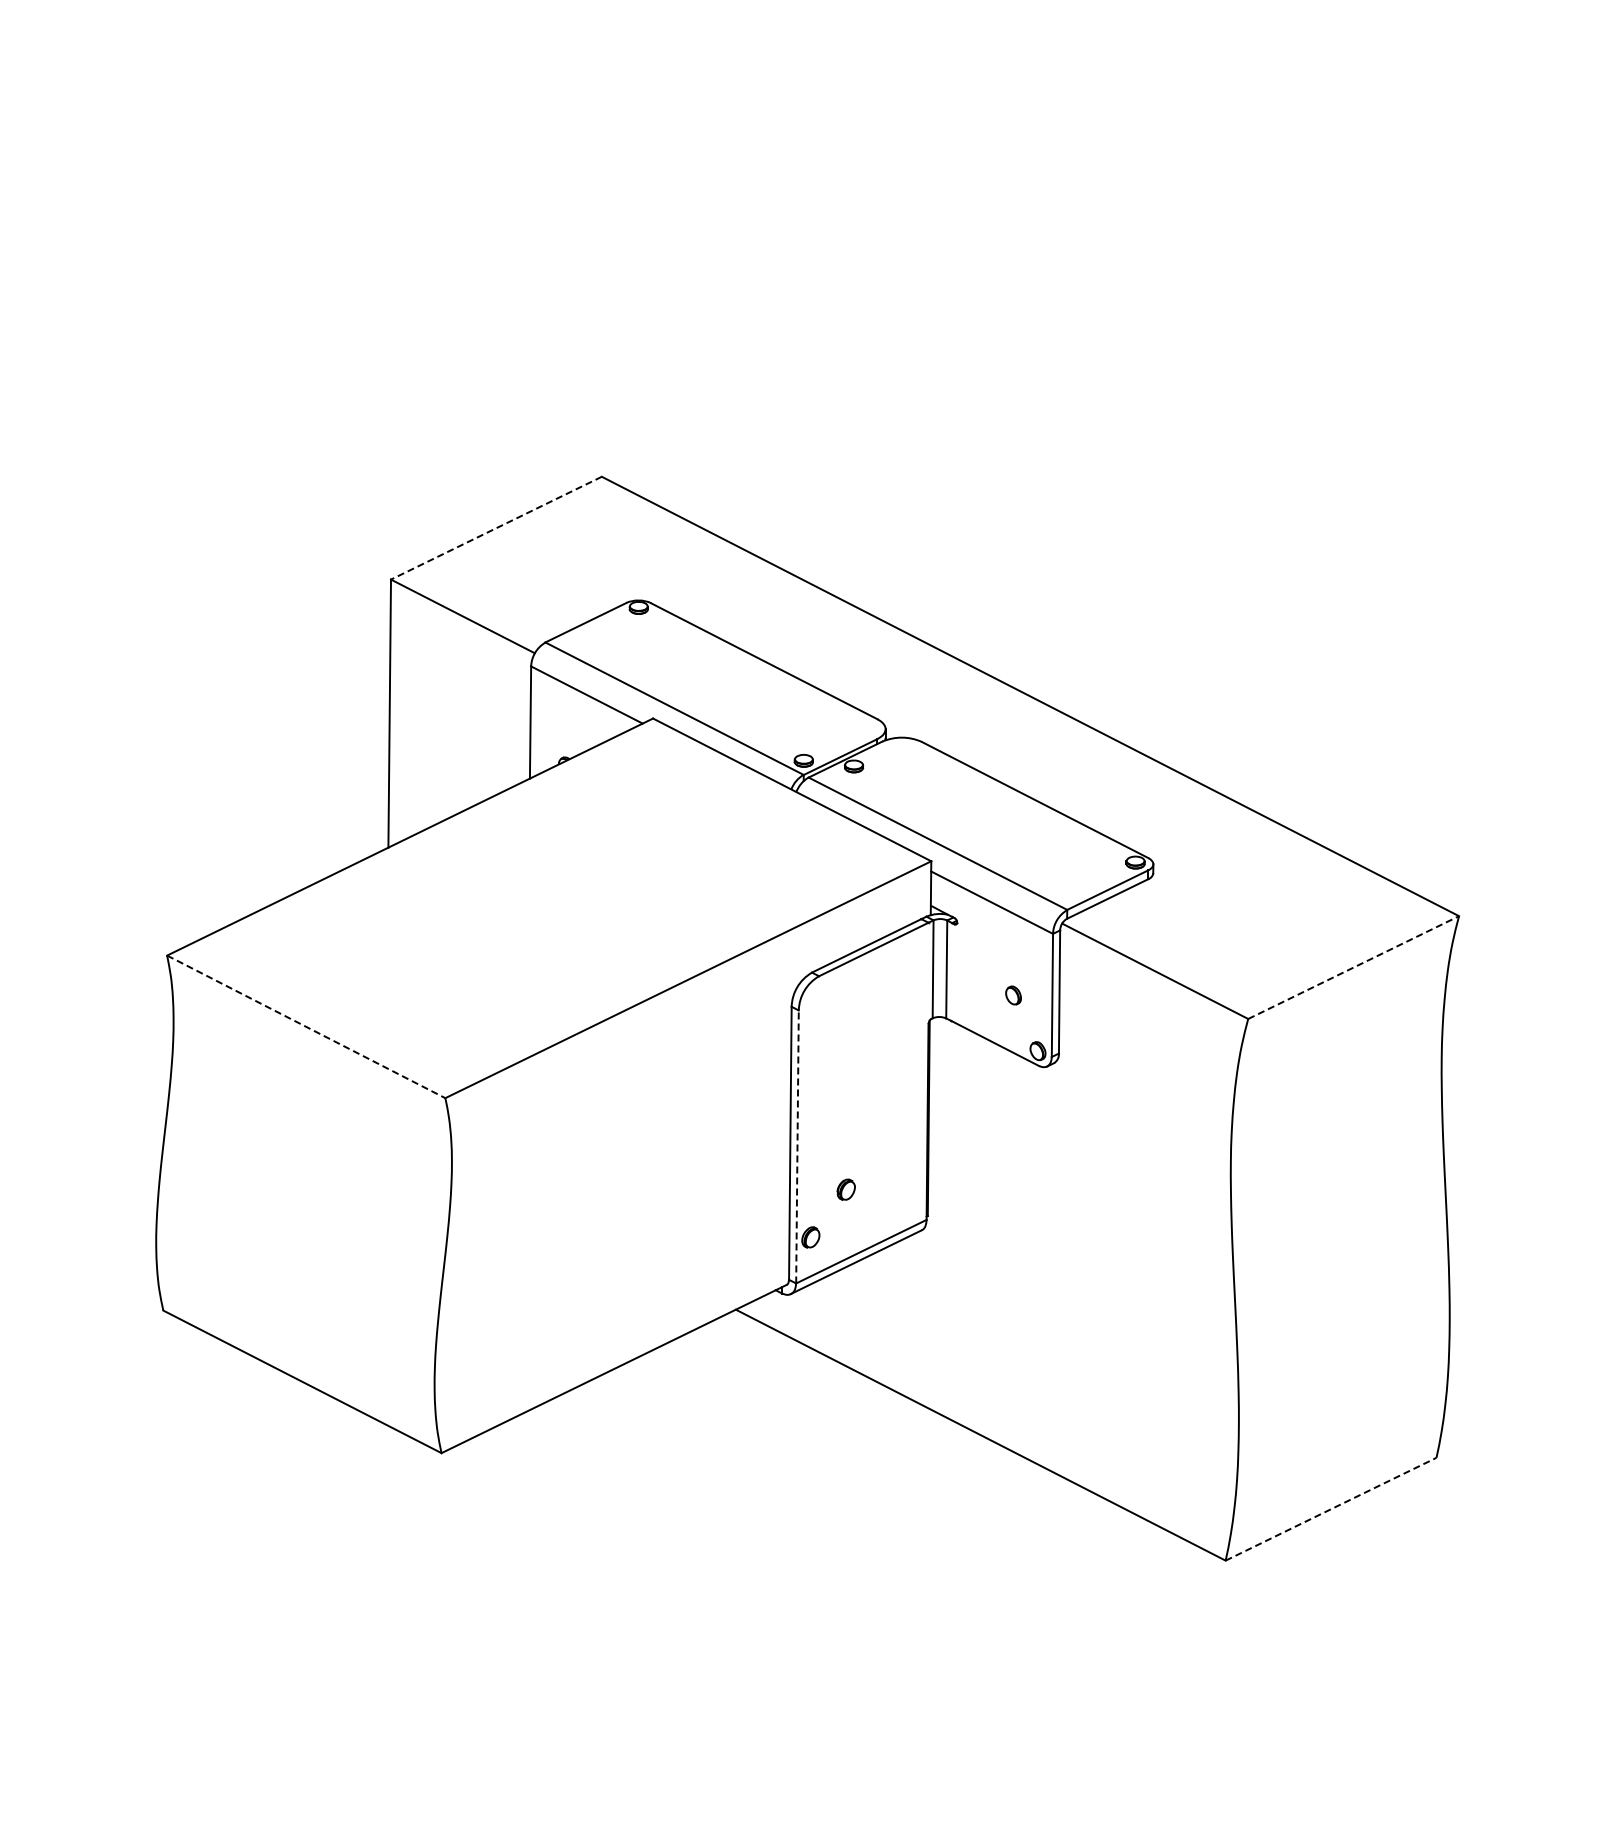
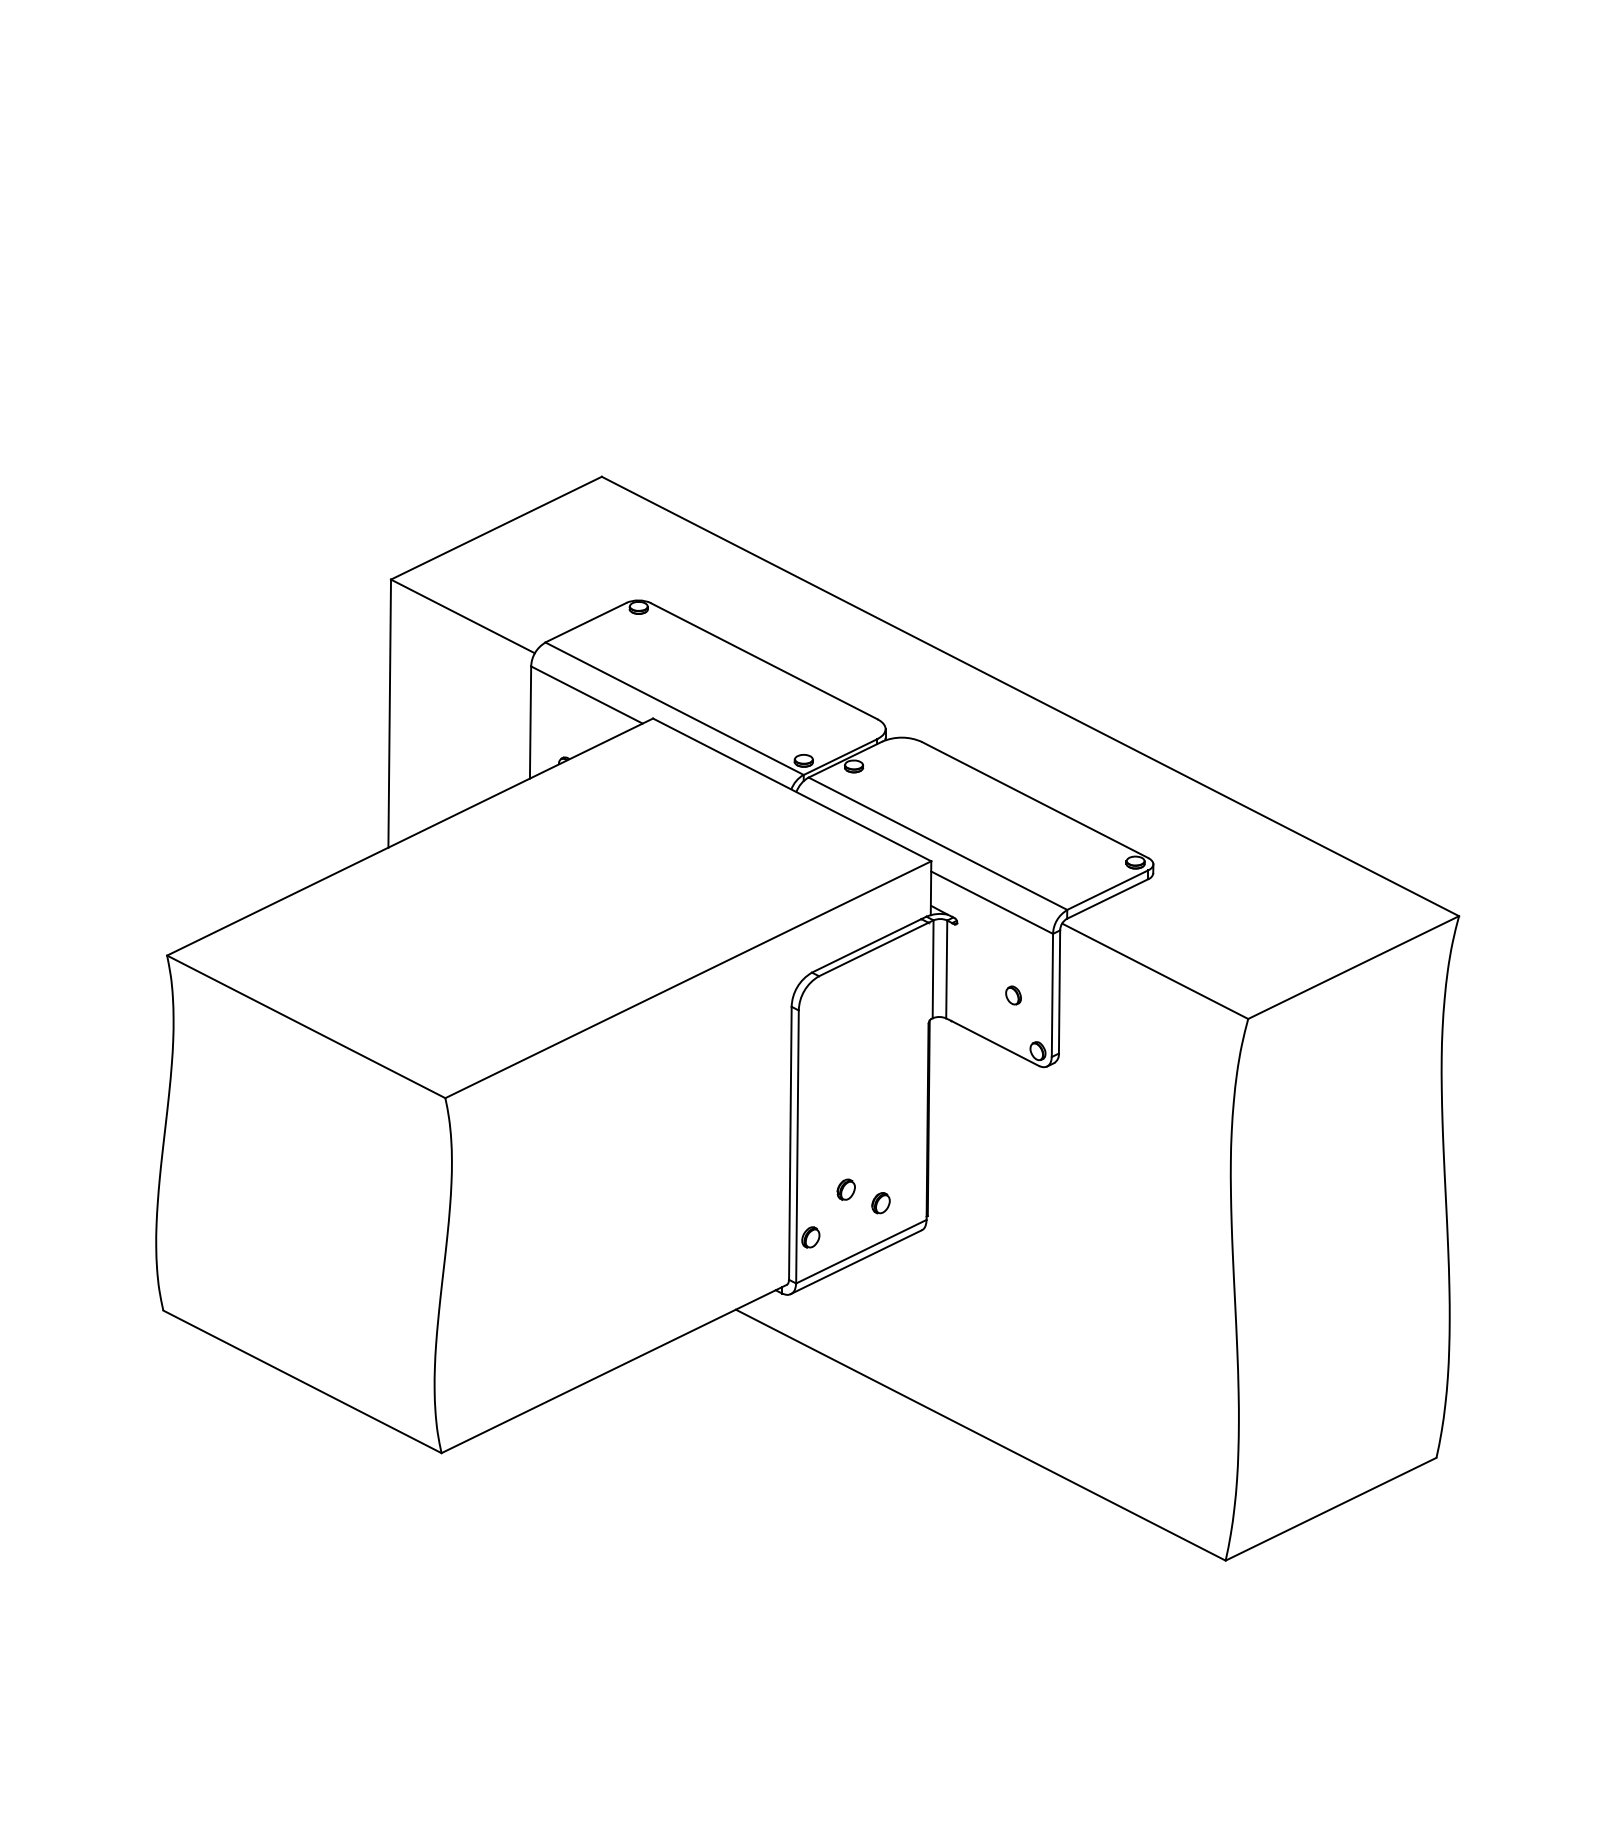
line: dashed -> solid (495, 528)
line: dashed -> solid (1354, 967)
line: dashed -> solid (306, 1027)
line: dashed -> solid (797, 1146)
part: none -> present (880, 1203)
line: dashed -> solid (1331, 1509)
